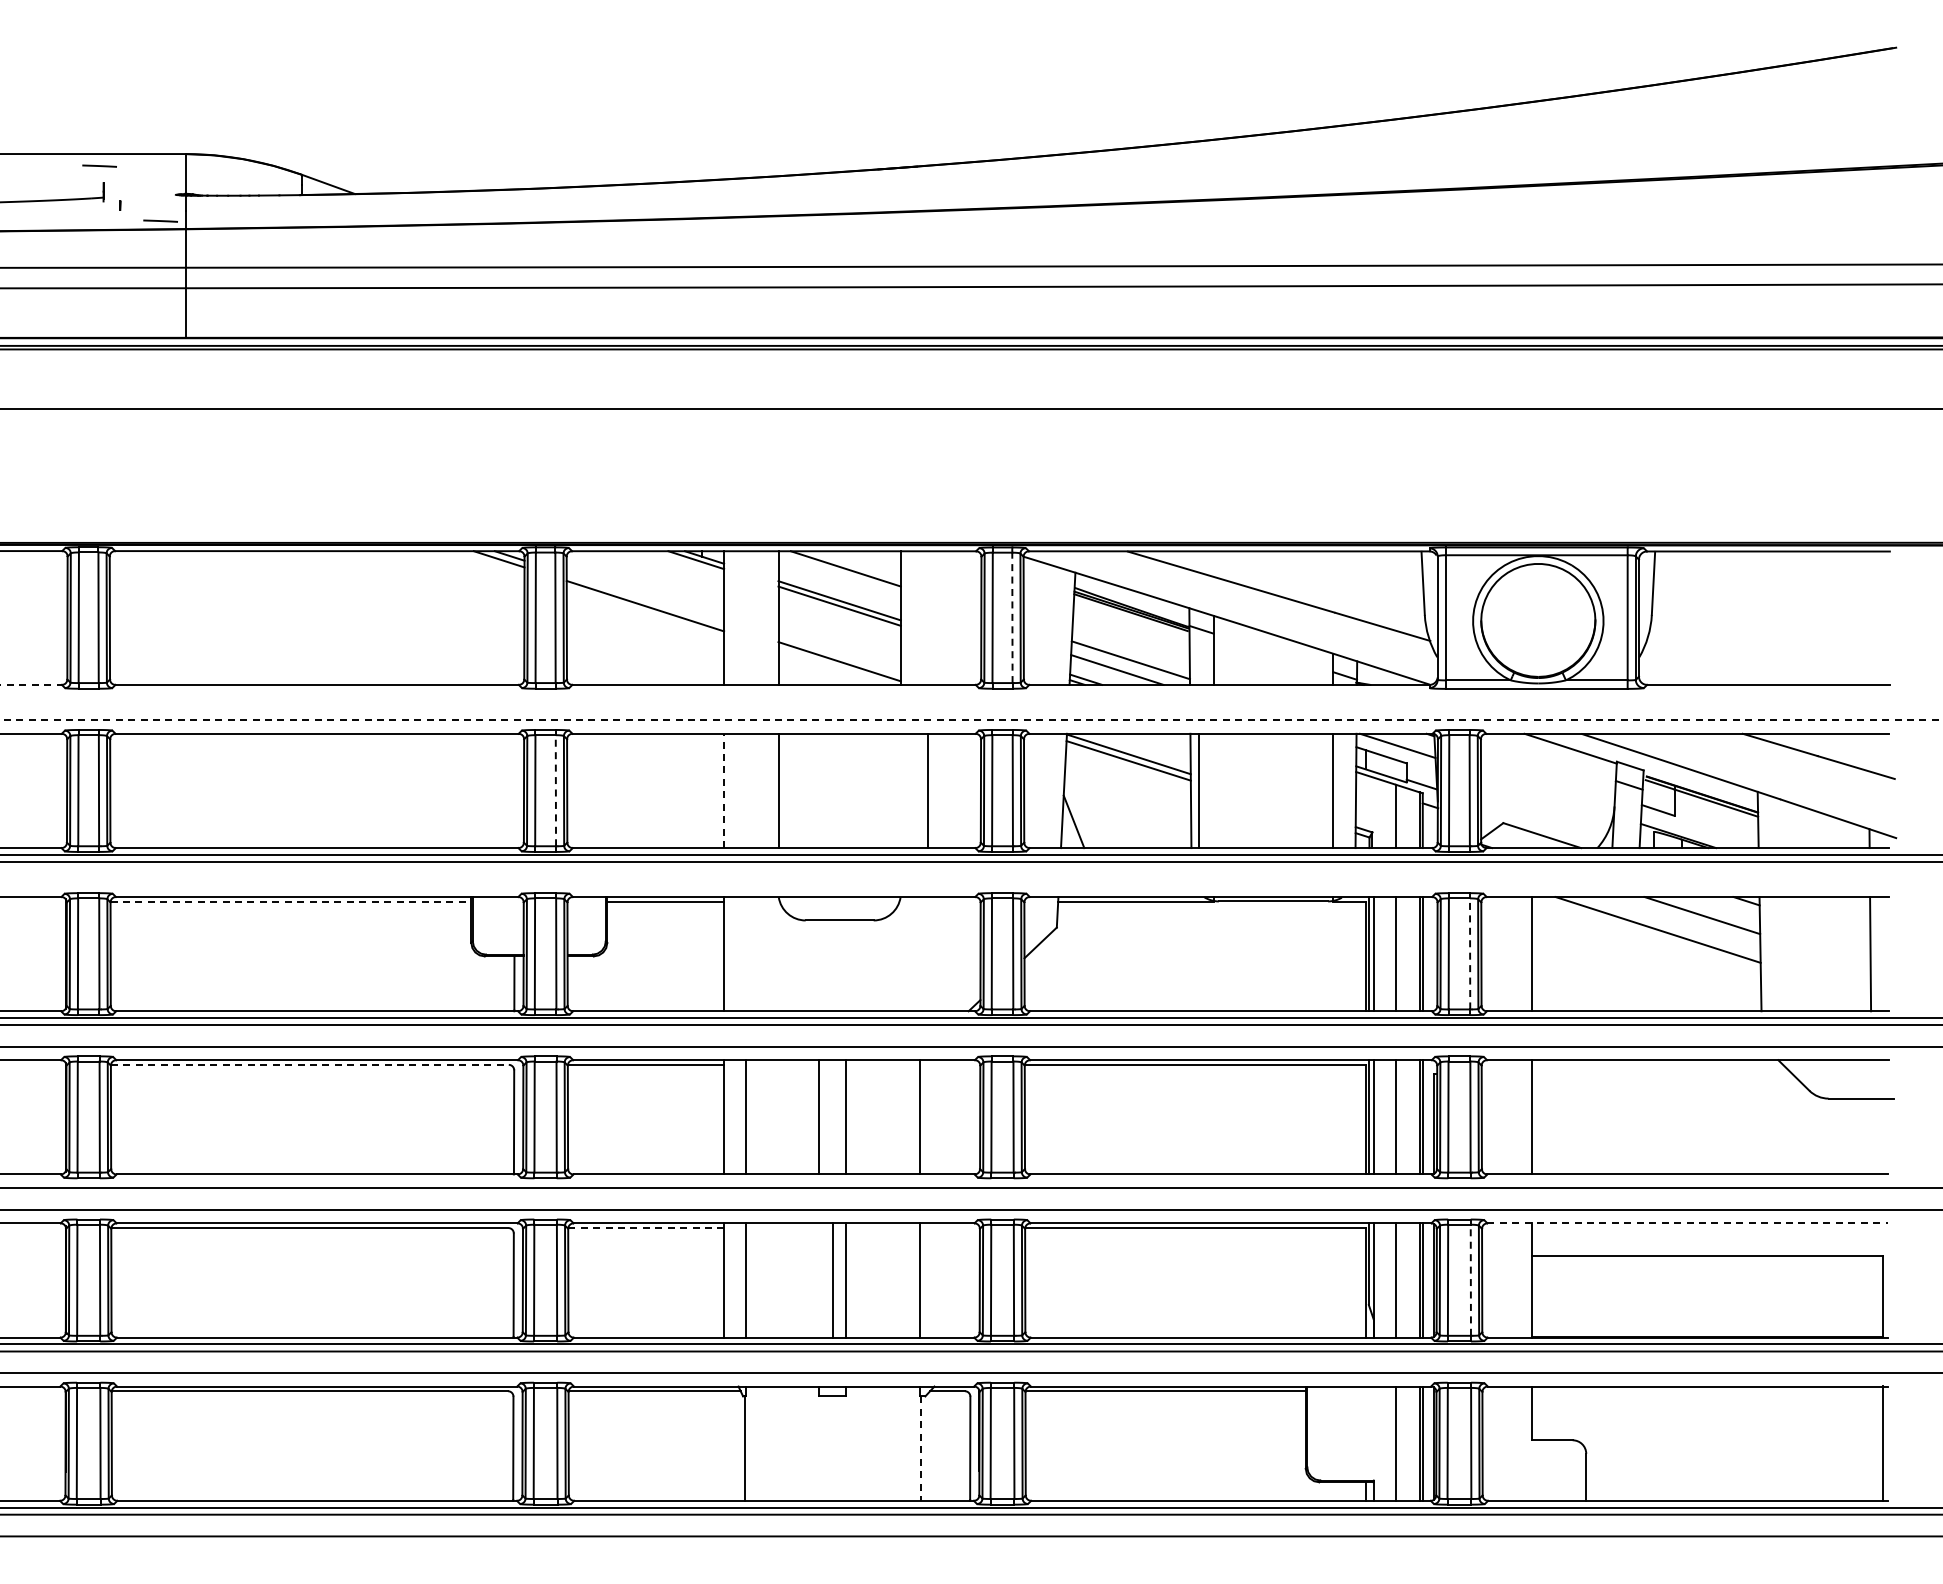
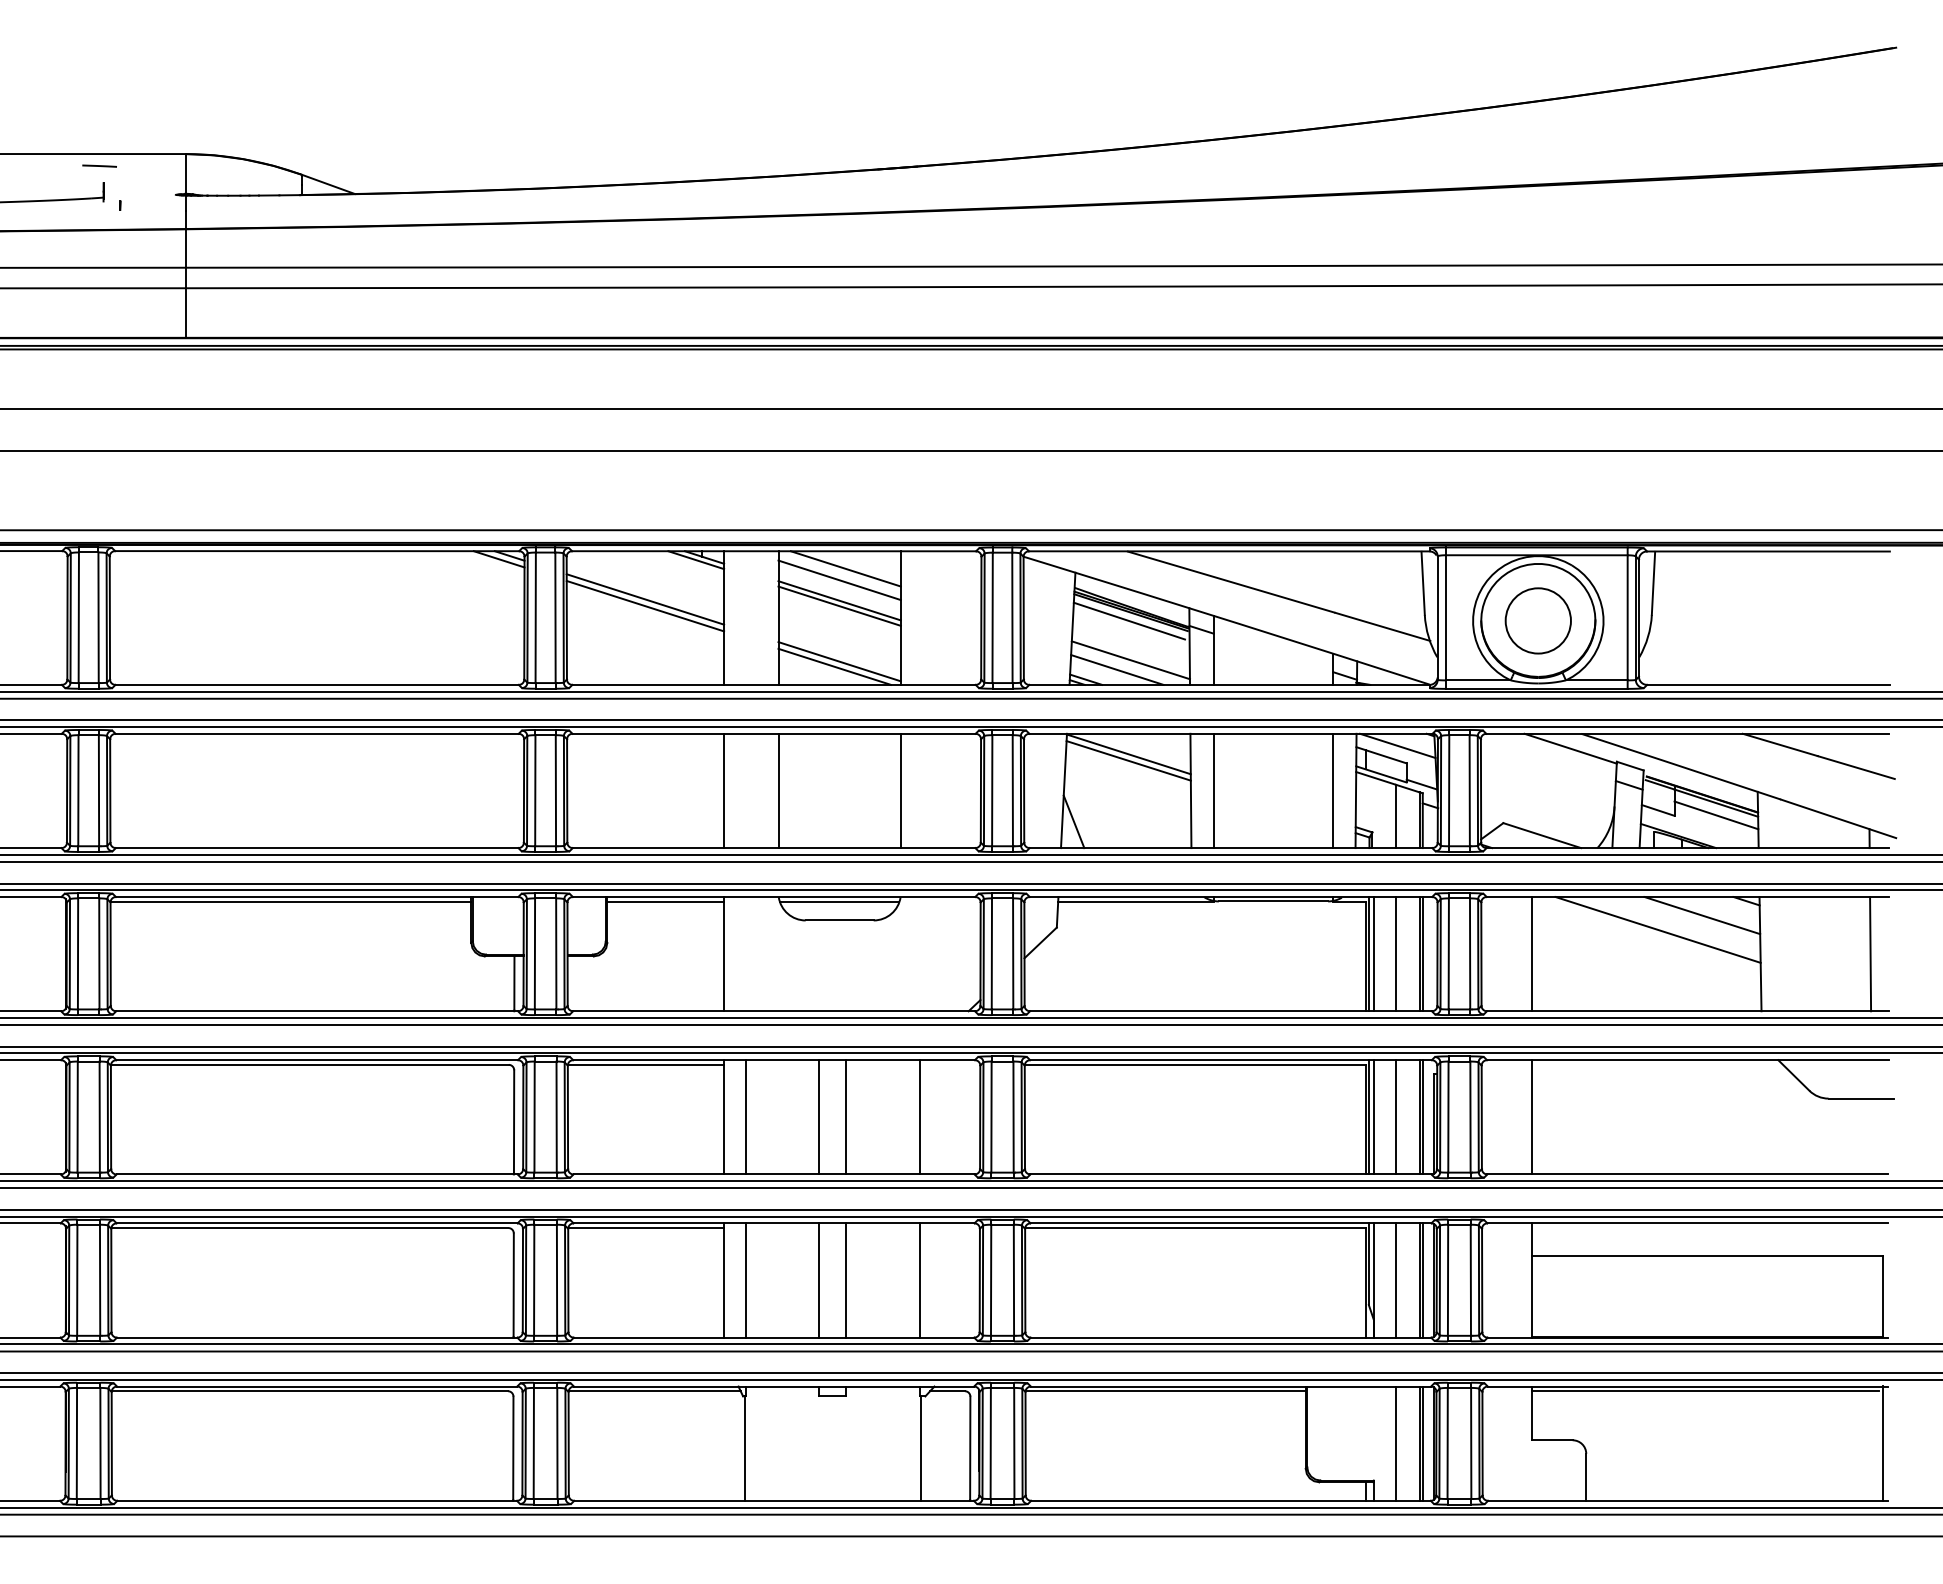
line: present -> none (160, 220)
line: none -> present (970, 451)
line: none -> present (970, 530)
line: none -> present (839, 580)
line: none -> present (645, 599)
line: dashed -> solid (1012, 617)
line: none -> present (1129, 620)
circle: none -> present (1537, 620)
line: none -> present (834, 666)
line: dashed -> solid (30, 684)
line: none -> present (970, 691)
line: none -> present (970, 698)
line: dashed -> solid (970, 720)
line: none -> present (970, 726)
line: dashed -> solid (555, 790)
line: dashed -> solid (724, 790)
line position: (927, 790) -> (900, 790) (900, 790)
line position: (1198, 790) -> (1213, 790) (1213, 790)
line: none -> present (1716, 815)
line: none -> present (970, 883)
line: none -> present (970, 890)
line: dashed -> solid (291, 901)
line: none -> present (839, 901)
line: dashed -> solid (1470, 953)
line: none -> present (970, 1053)
line: dashed -> solid (309, 1064)
line: none -> present (970, 1181)
line: none -> present (970, 1216)
line: dashed -> solid (1688, 1223)
line: dashed -> solid (646, 1228)
line position: (833, 1280) -> (819, 1280) (819, 1280)
line: dashed -> solid (1470, 1280)
line: none -> present (970, 1379)
line: none -> present (1704, 1391)
line: dashed -> solid (921, 1449)
